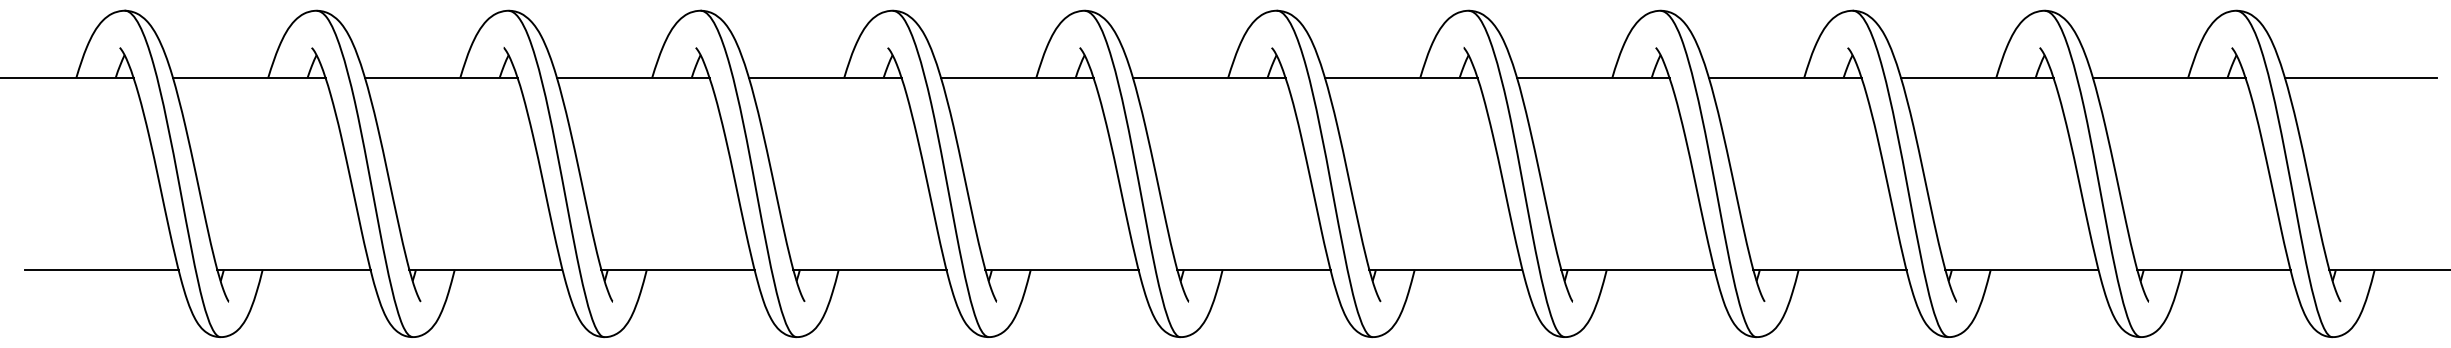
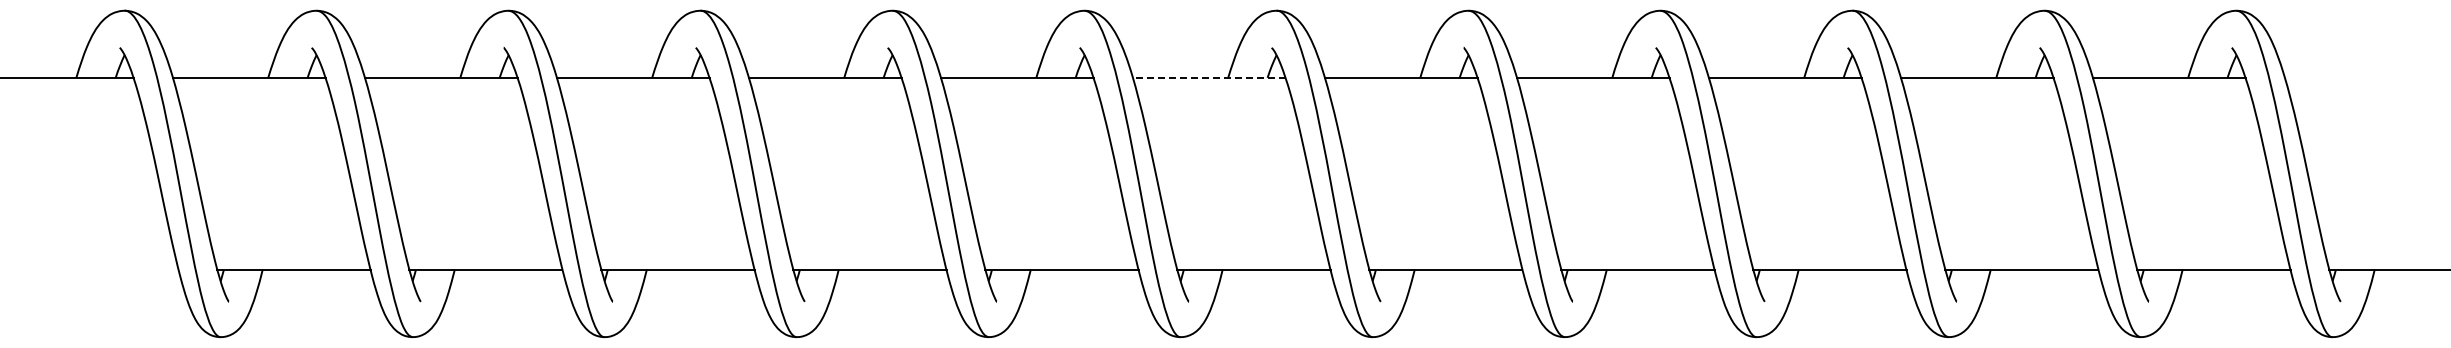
line: solid -> dashed (1208, 77)
line: present -> none (2360, 77)
line: present -> none (101, 269)
